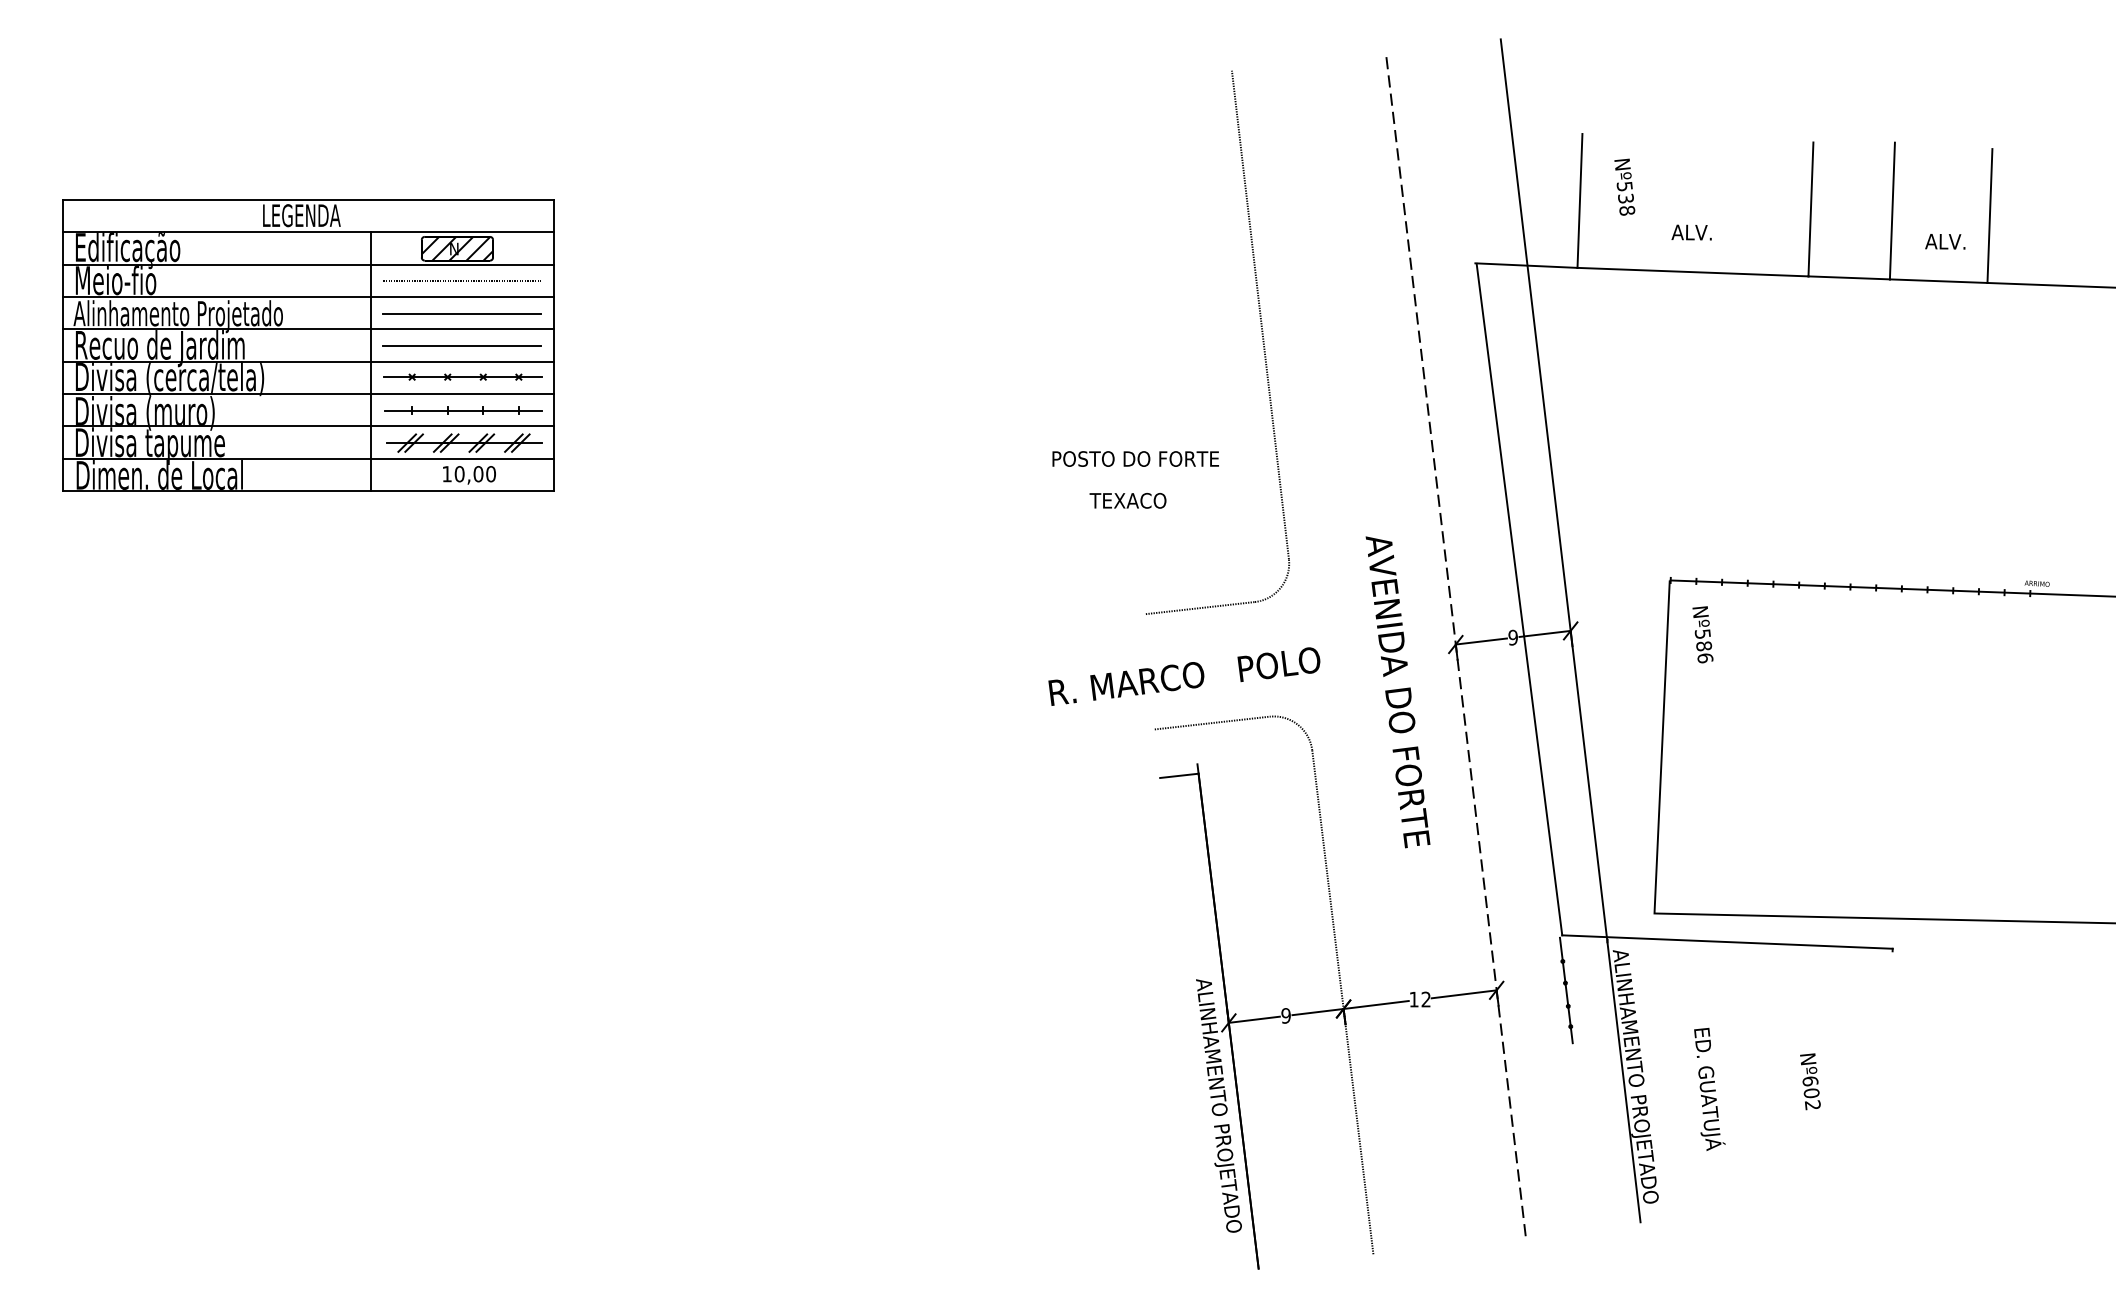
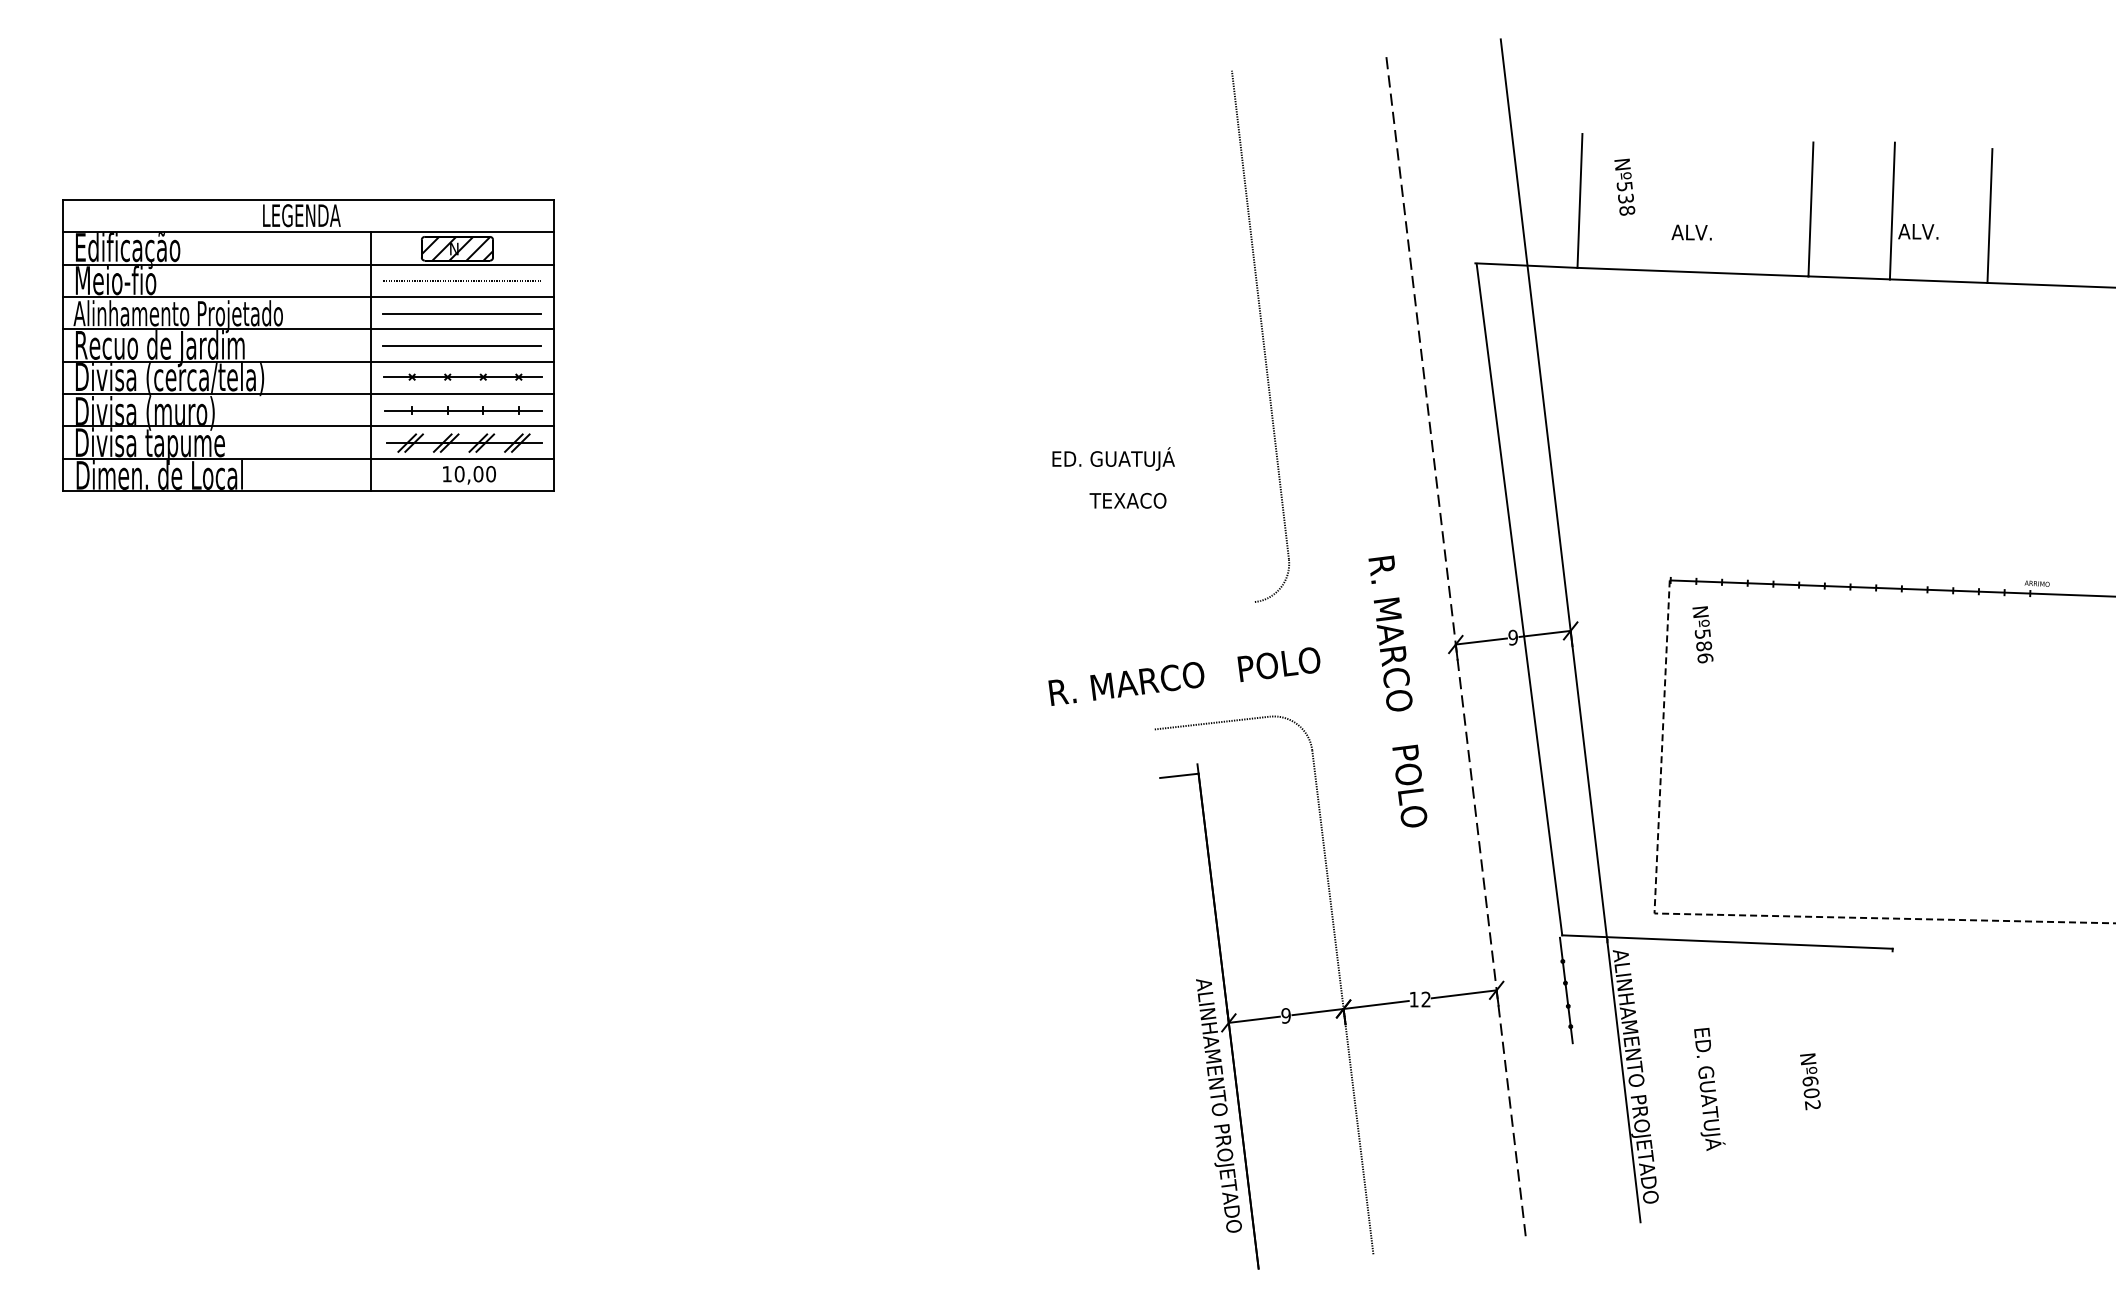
text position: (1945, 241) -> (1918, 231) (1918, 231)
text: POSTO DO FORTE -> ED. GUATUJÁ (1136, 458)
line: present -> none (1199, 608)
text: AVENIDA DO FORTE -> R. MARCO   POLO (1397, 692)
line: solid -> dashed (1718, 914)
